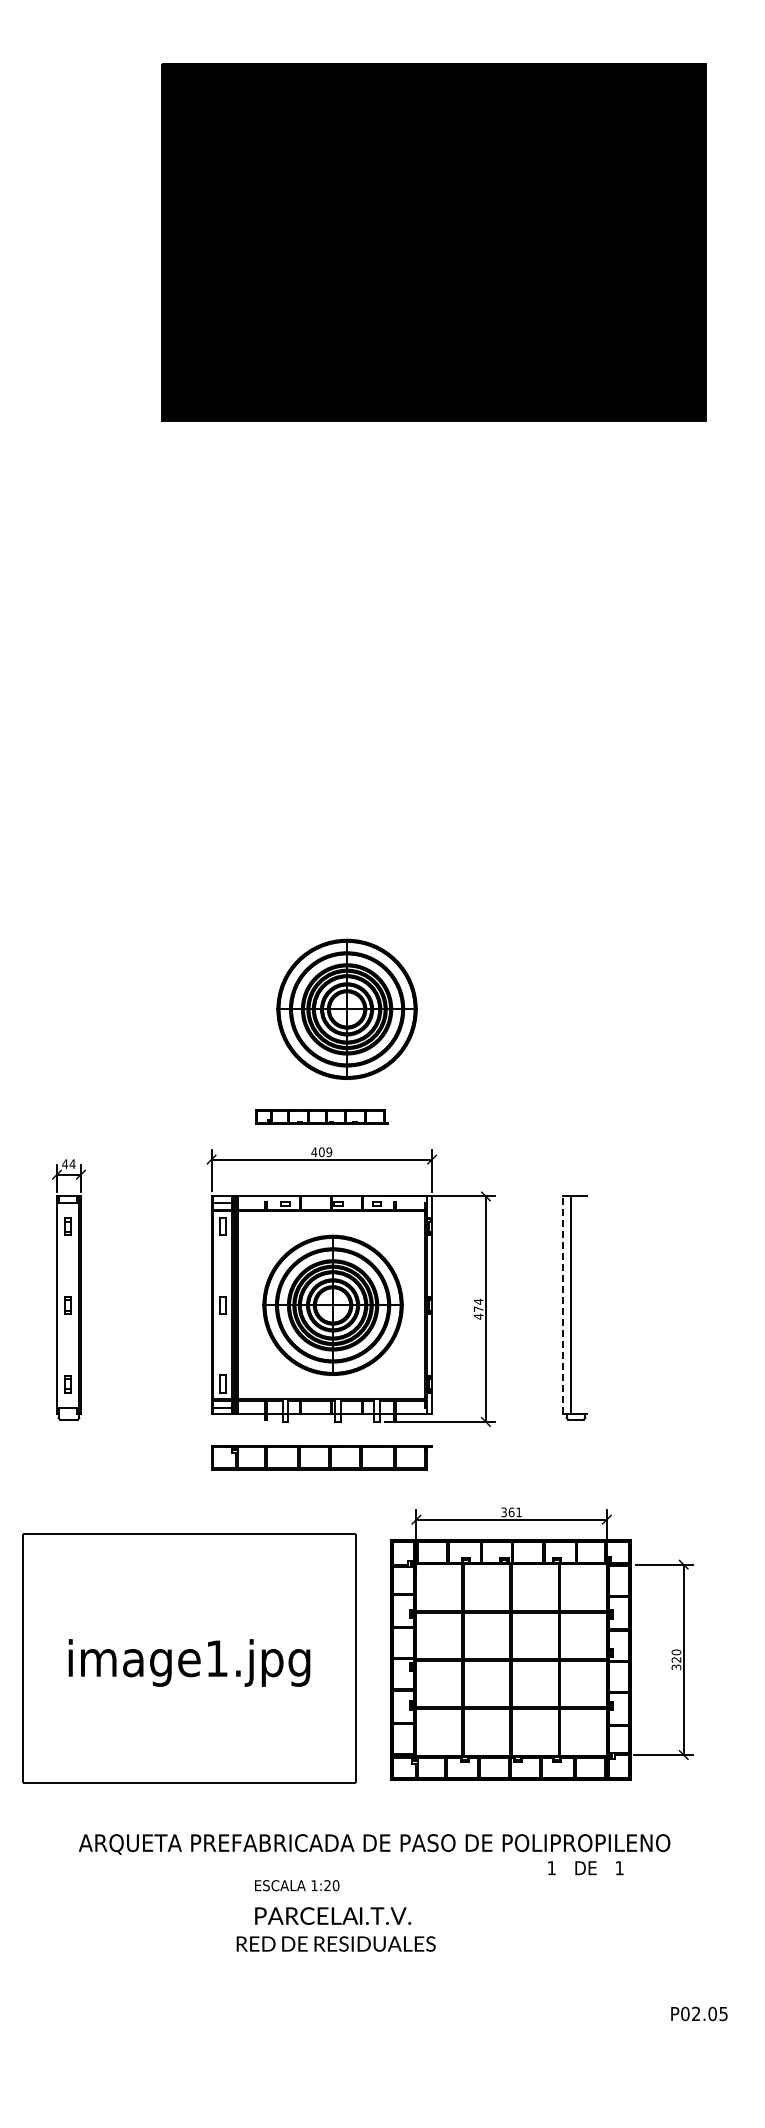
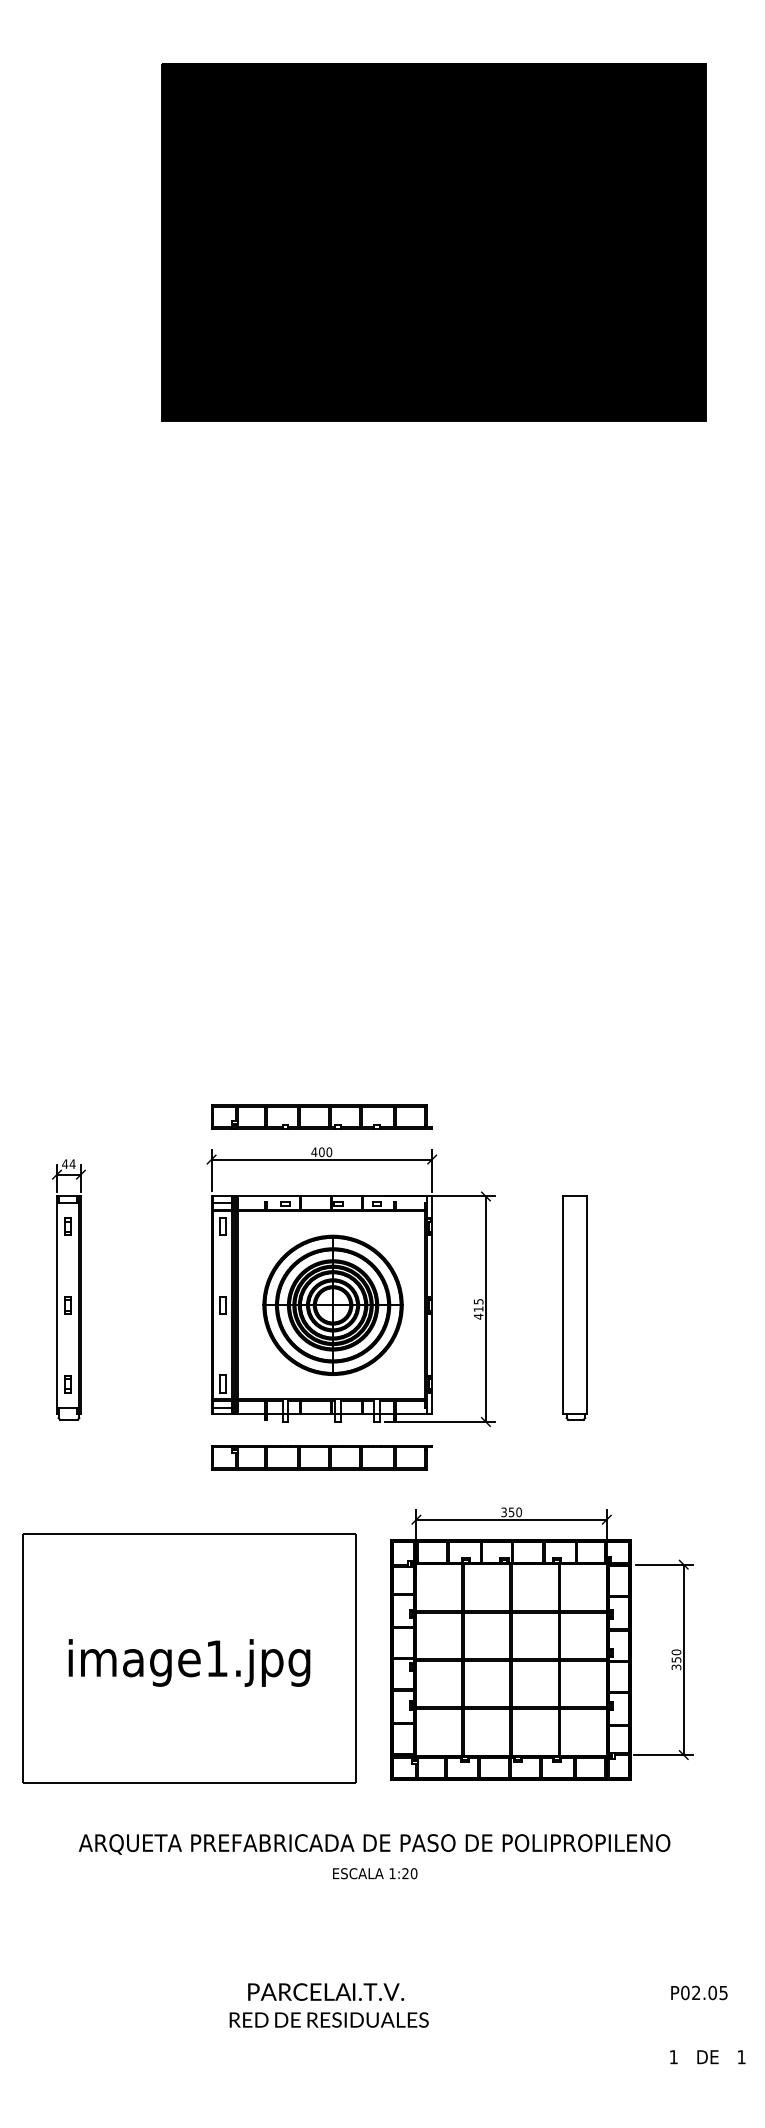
part: present -> none (346, 1008)
part size: 134x16 px -> 222x26 px (321, 1116)
text: 409 -> 400 (328, 1152)
text: 474 -> 415 (478, 1304)
line: dashed -> solid (562, 1305)
line position: (570, 1305) -> (586, 1305) (586, 1305)
text: 361 -> 350 (514, 1512)
text: 320 -> 350 (676, 1659)
text position: (585, 1868) -> (707, 2057) (707, 2057)
text position: (297, 1885) -> (375, 1873) (375, 1873)
text position: (335, 1929) -> (328, 2005) (328, 2005)
text position: (699, 2013) -> (699, 1992) (699, 1992)
